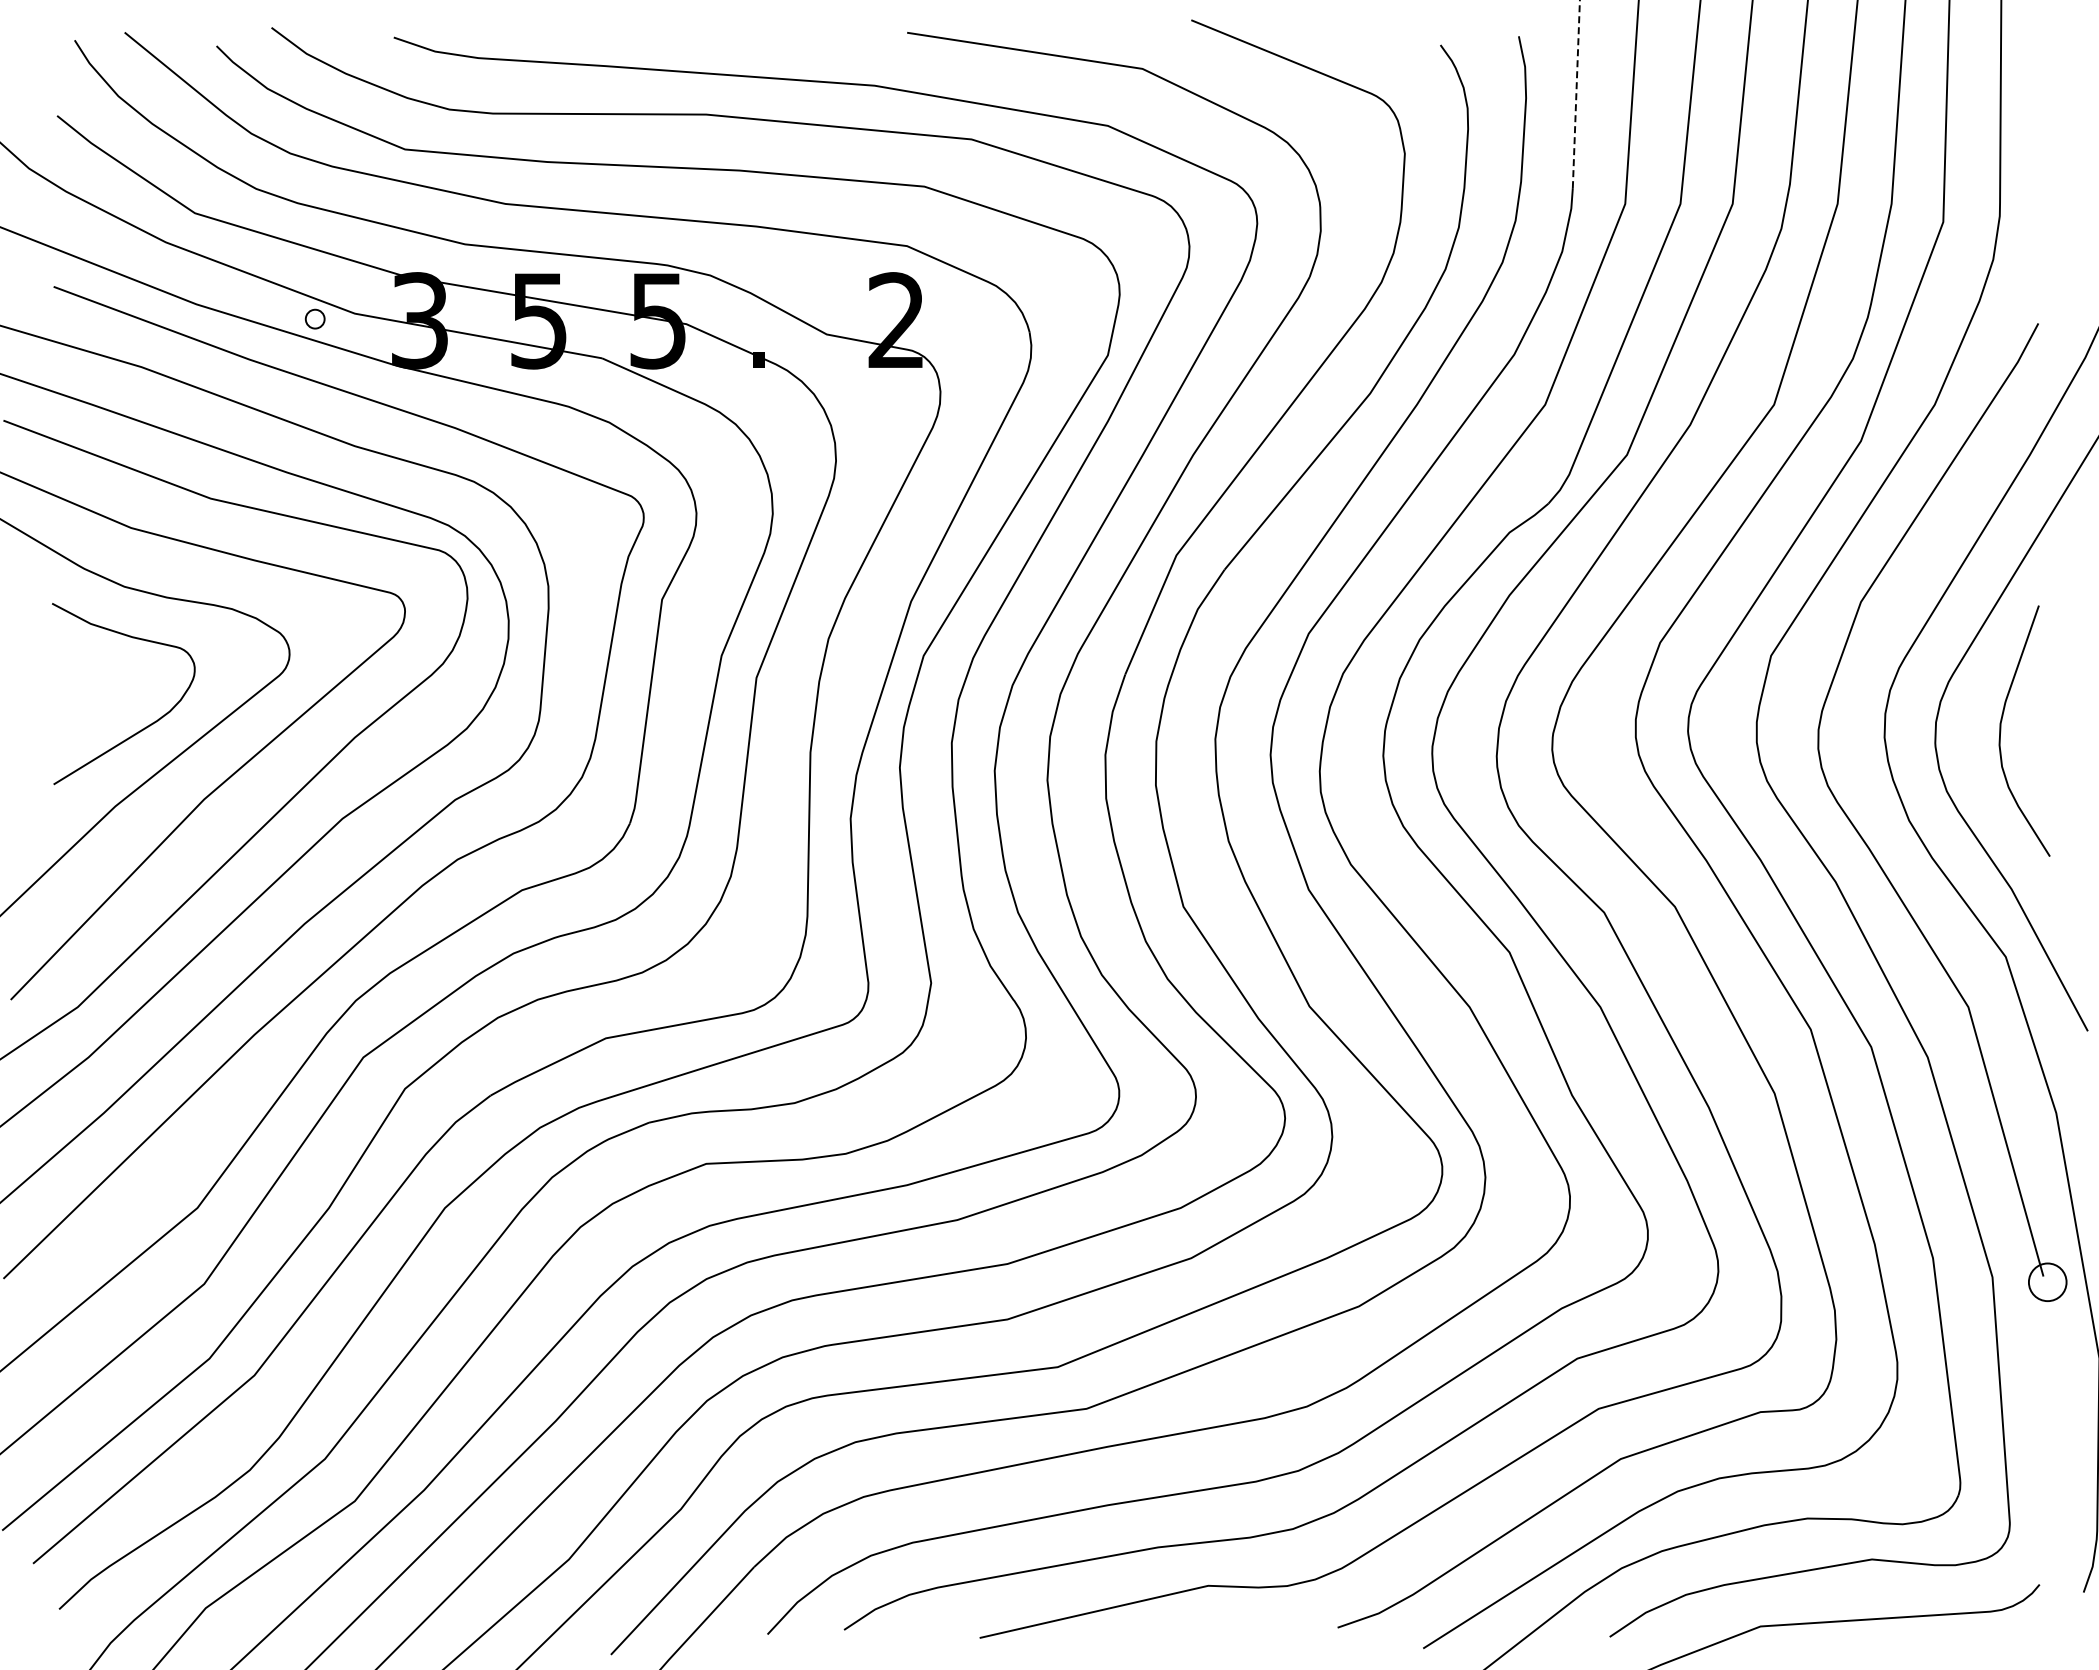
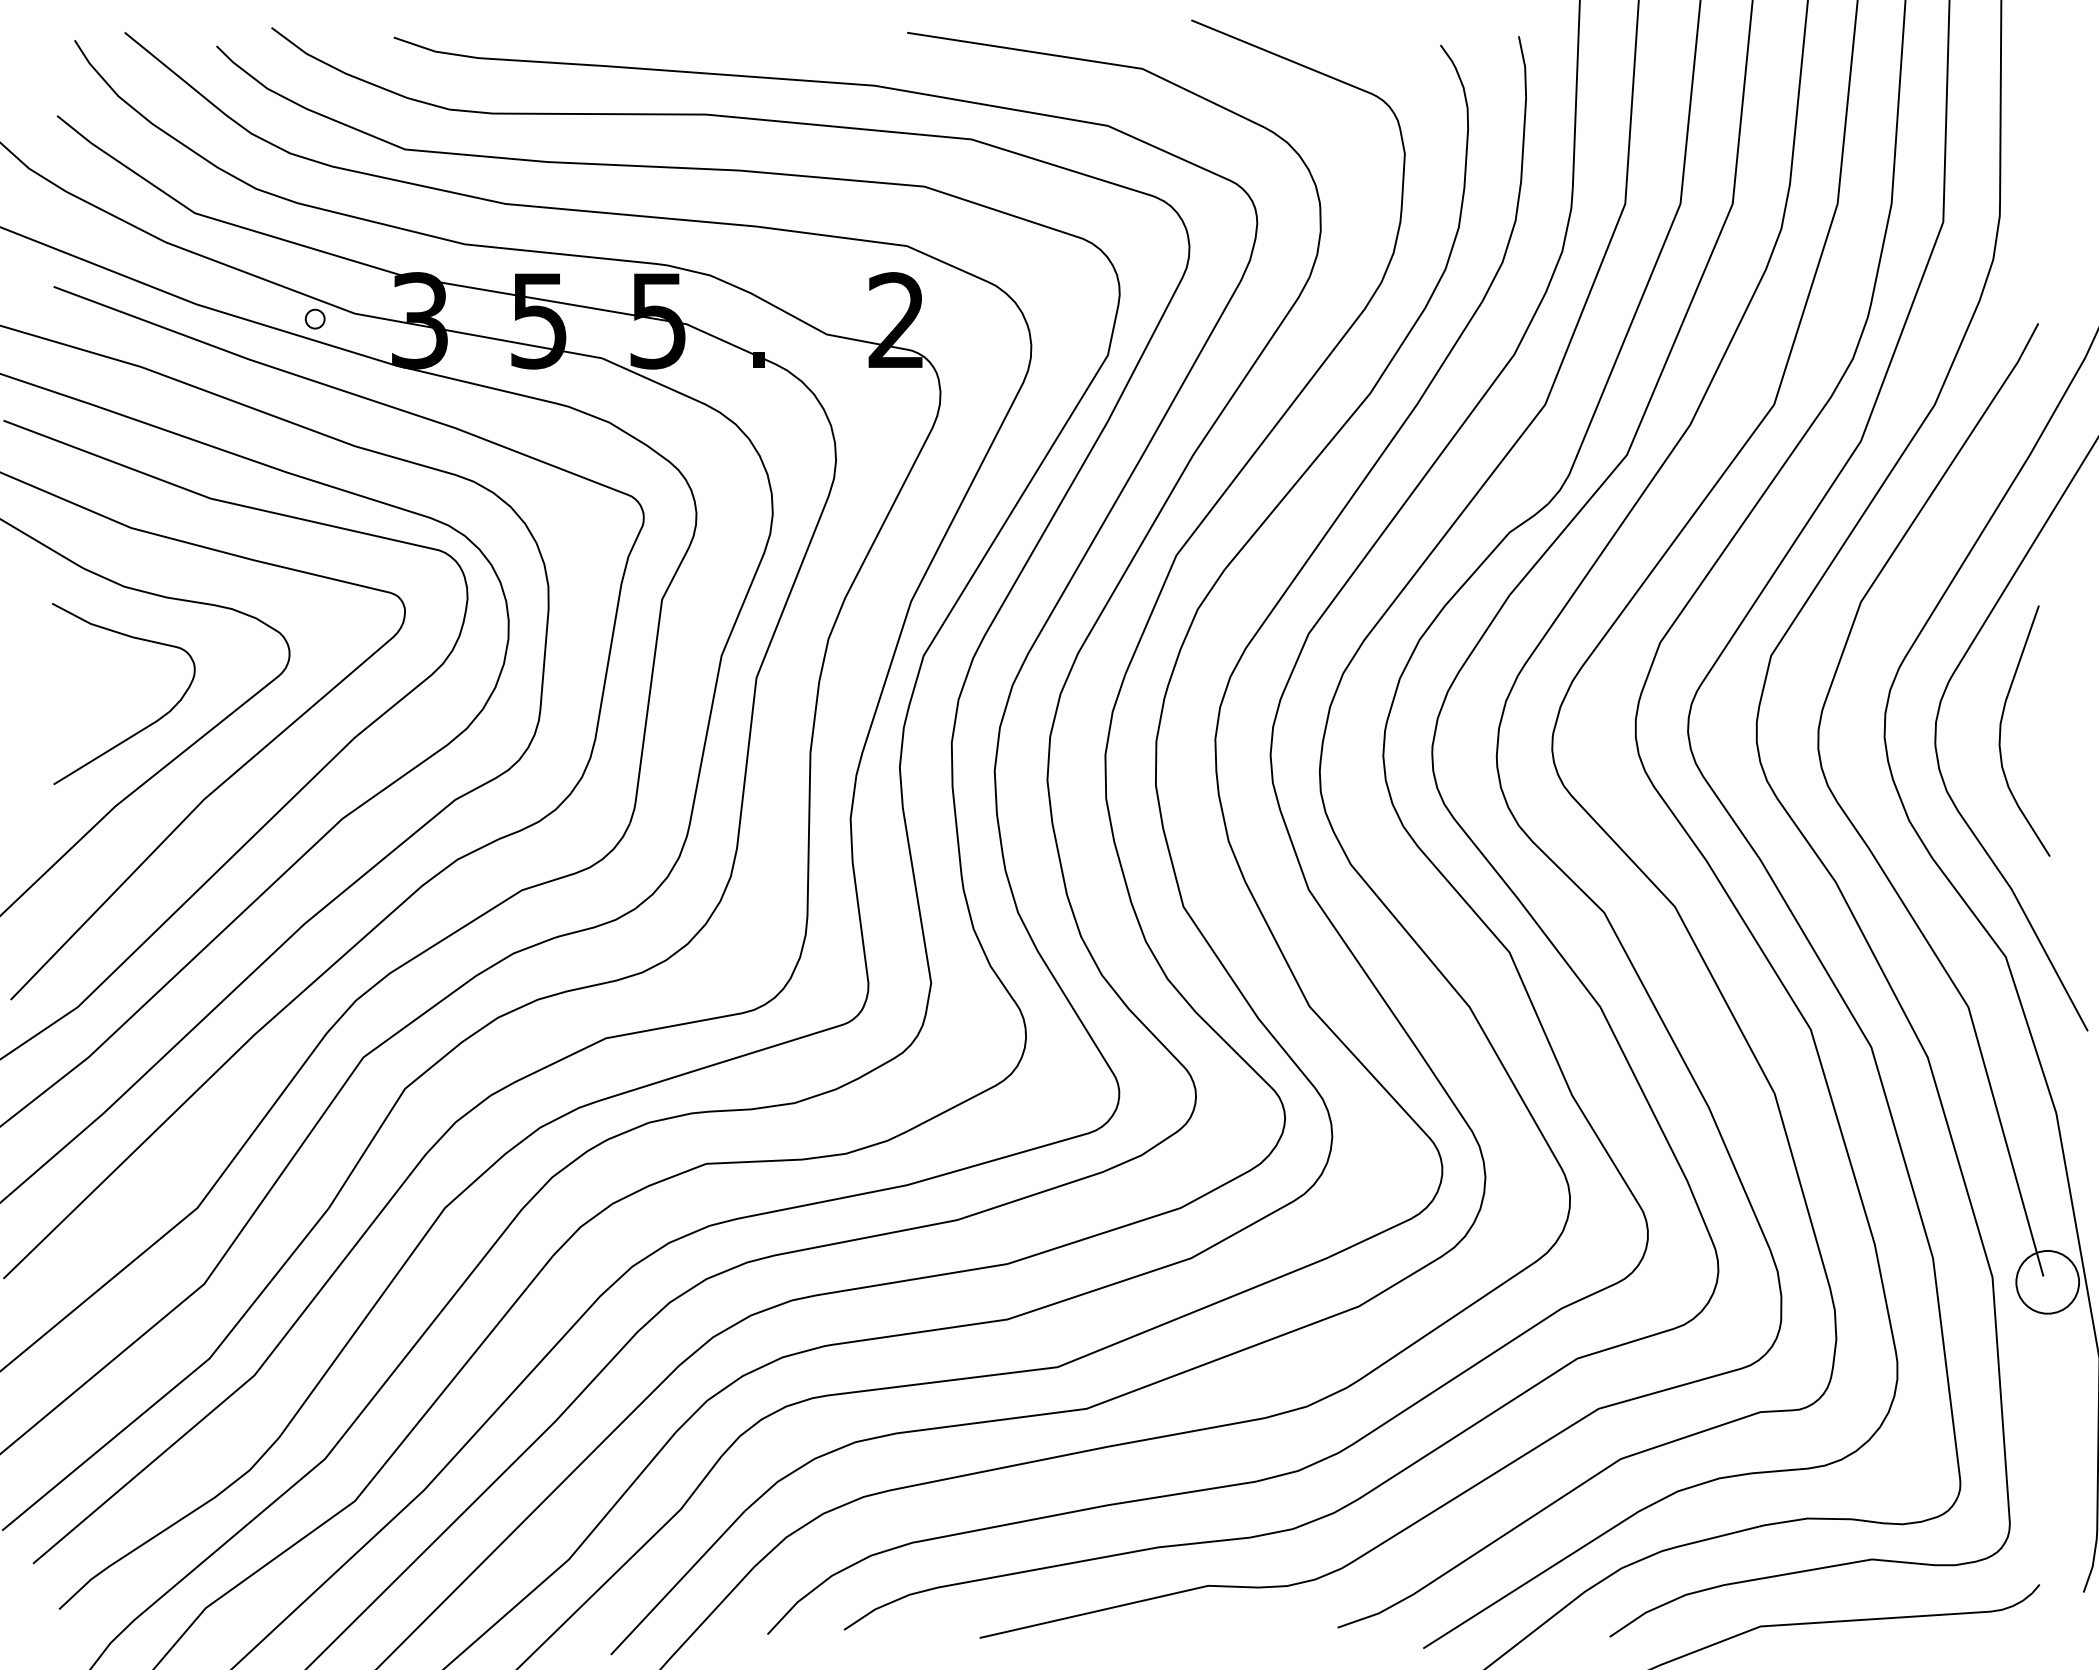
line: dashed -> solid (1576, 94)
circle diameter: 38 px -> 63 px (2047, 1281)
